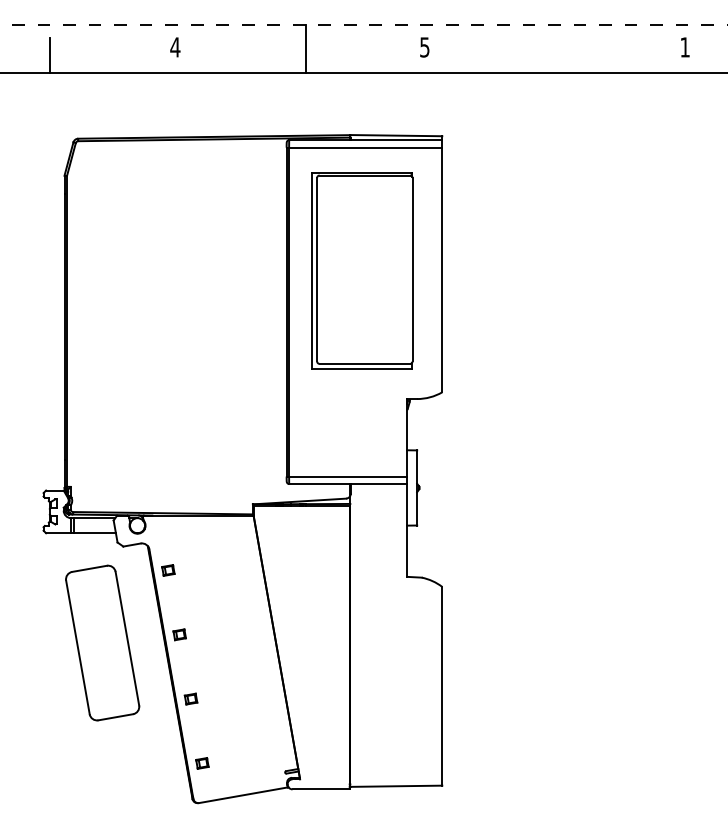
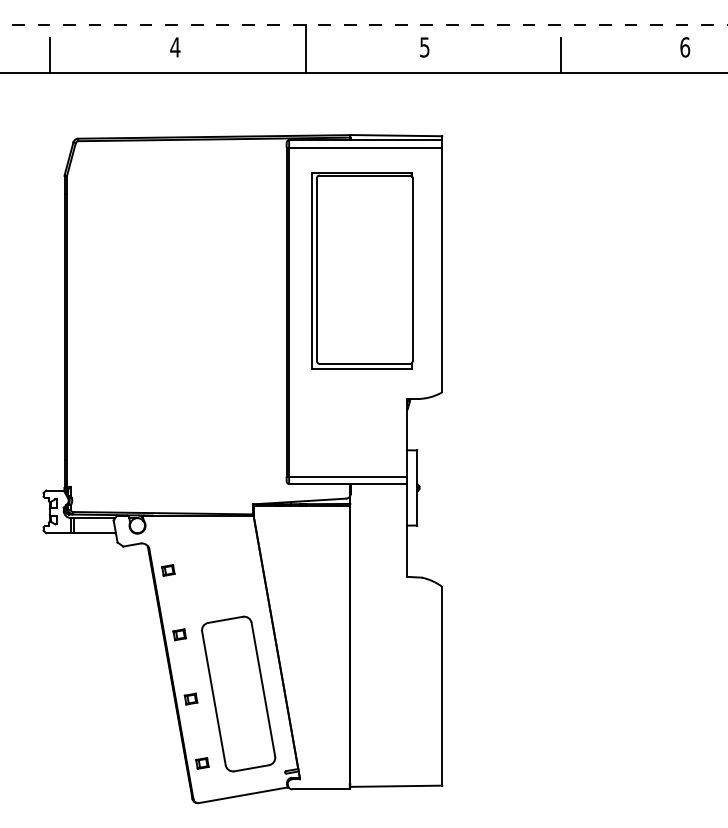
text: 1 -> 6 (685, 47)
line: none -> present (560, 54)
part position: (102, 642) -> (238, 693) (238, 693)
